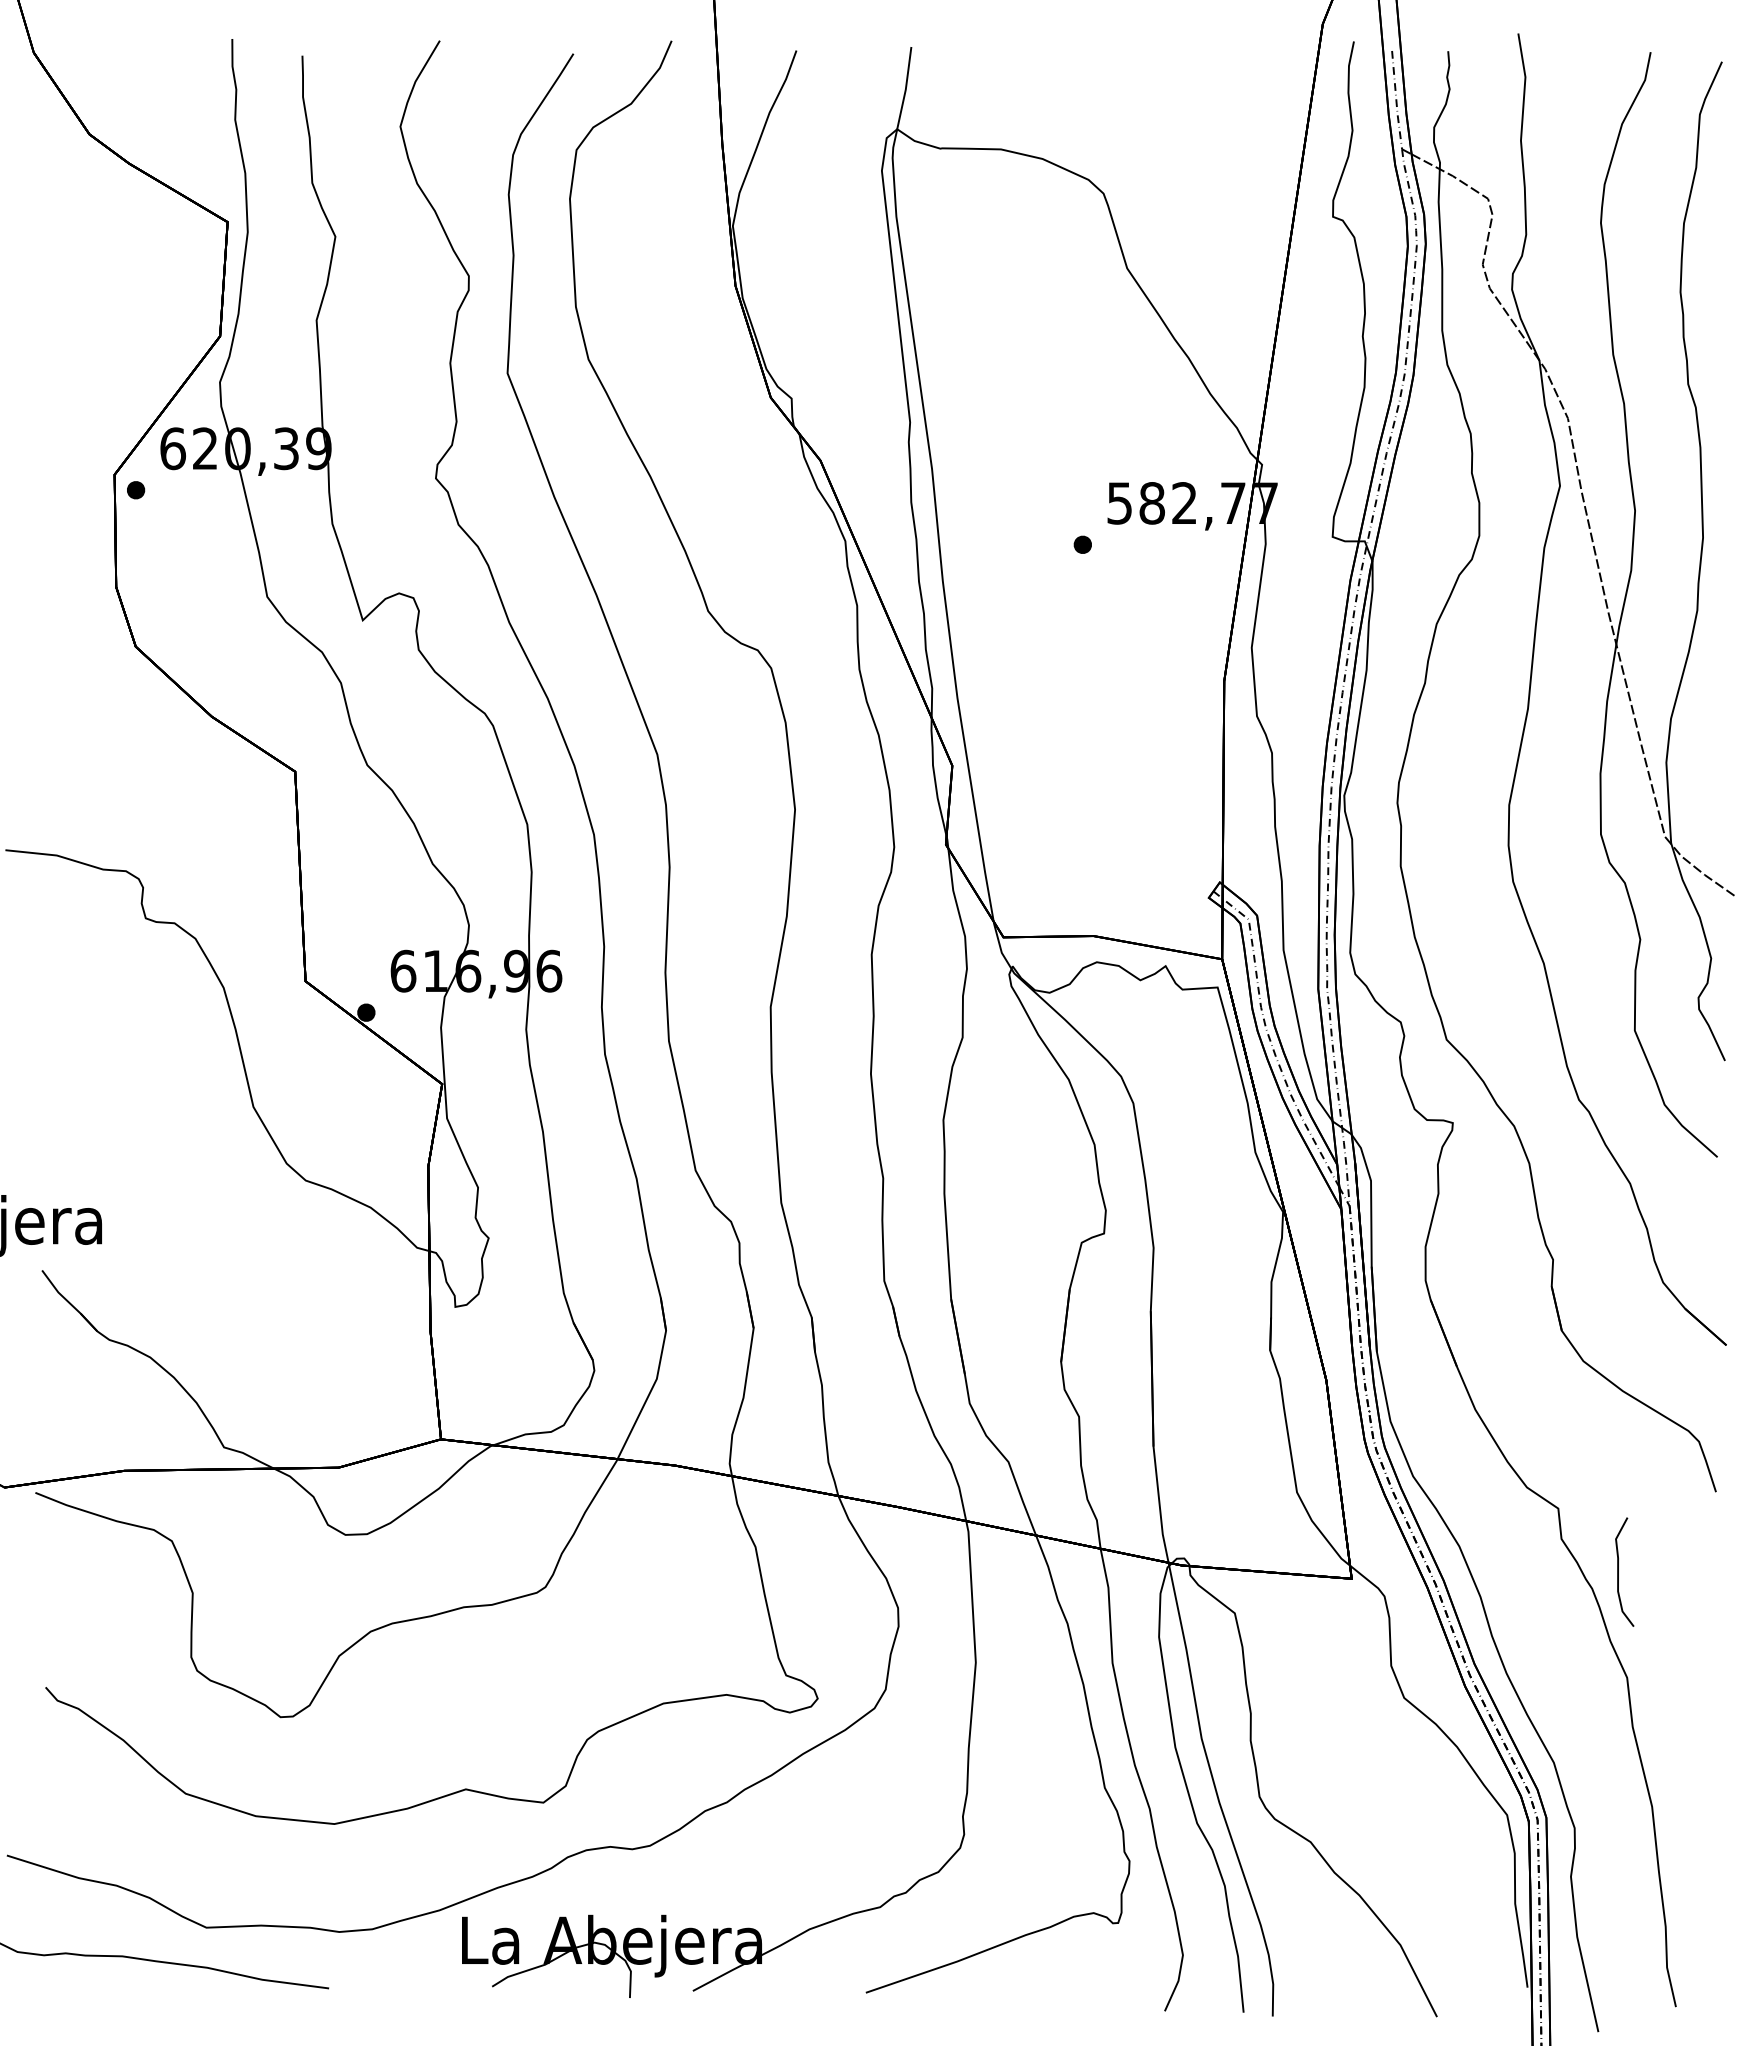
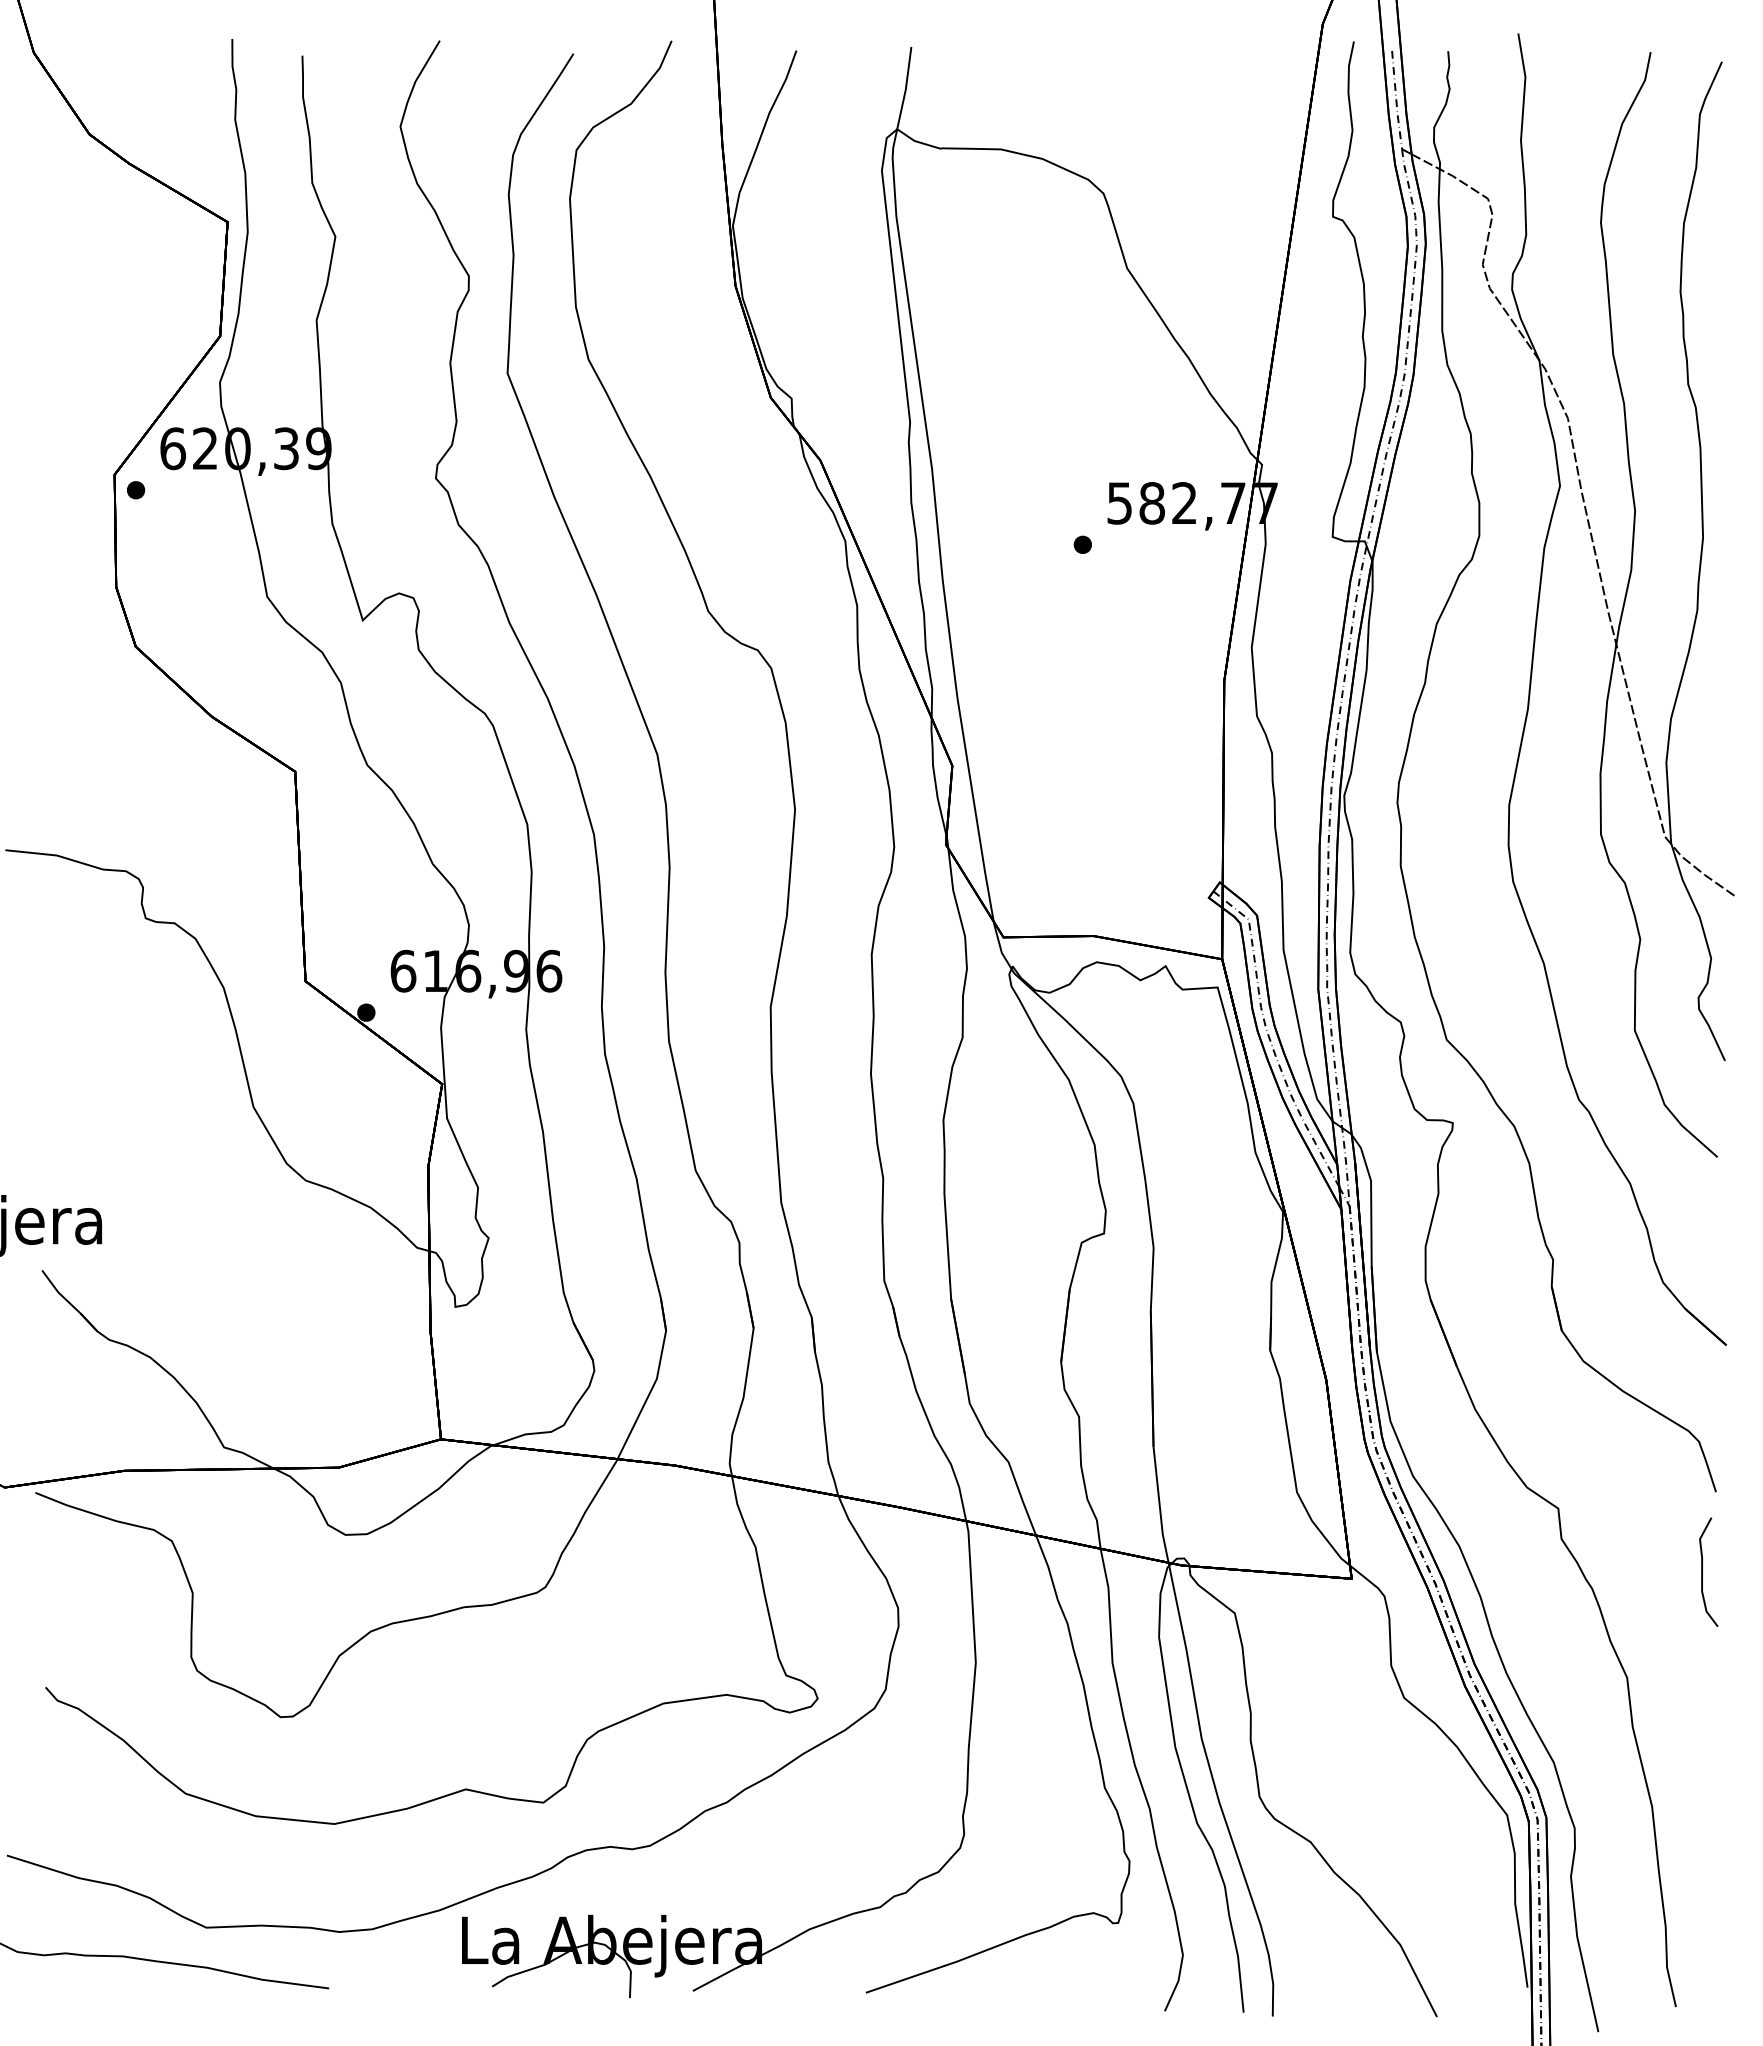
curve position: (1618, 1571) -> (1702, 1571) (1702, 1571)
